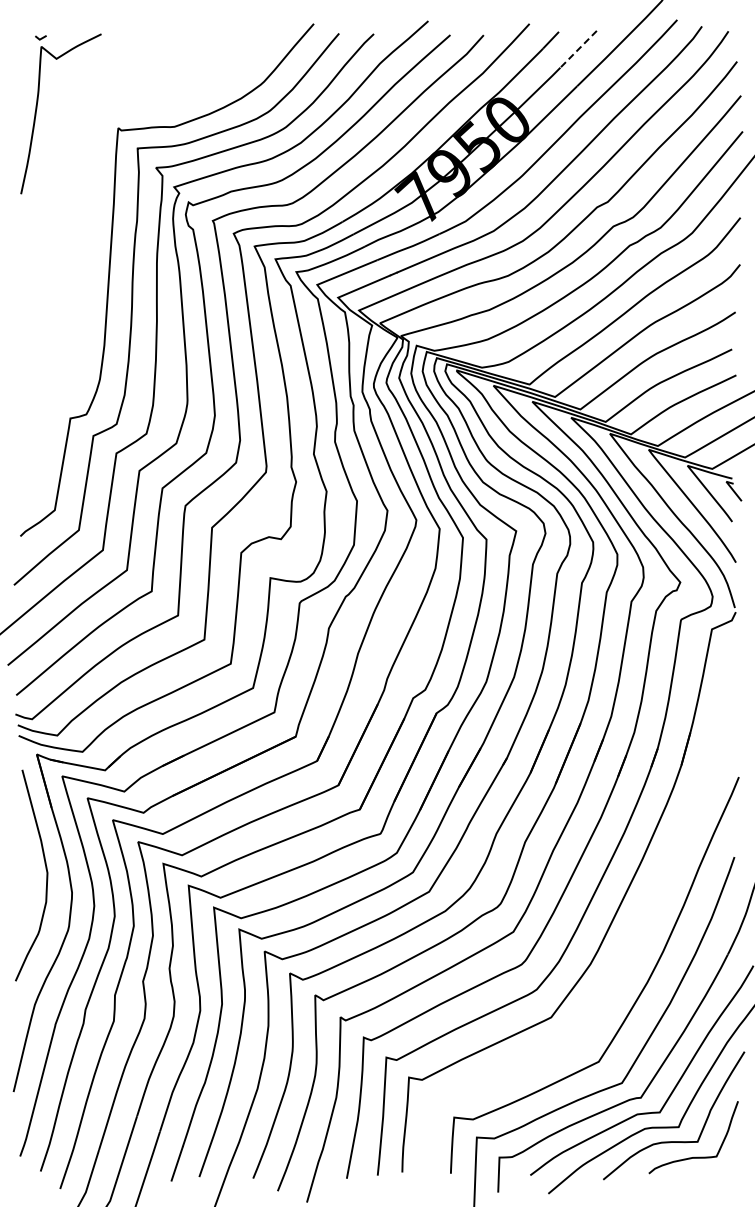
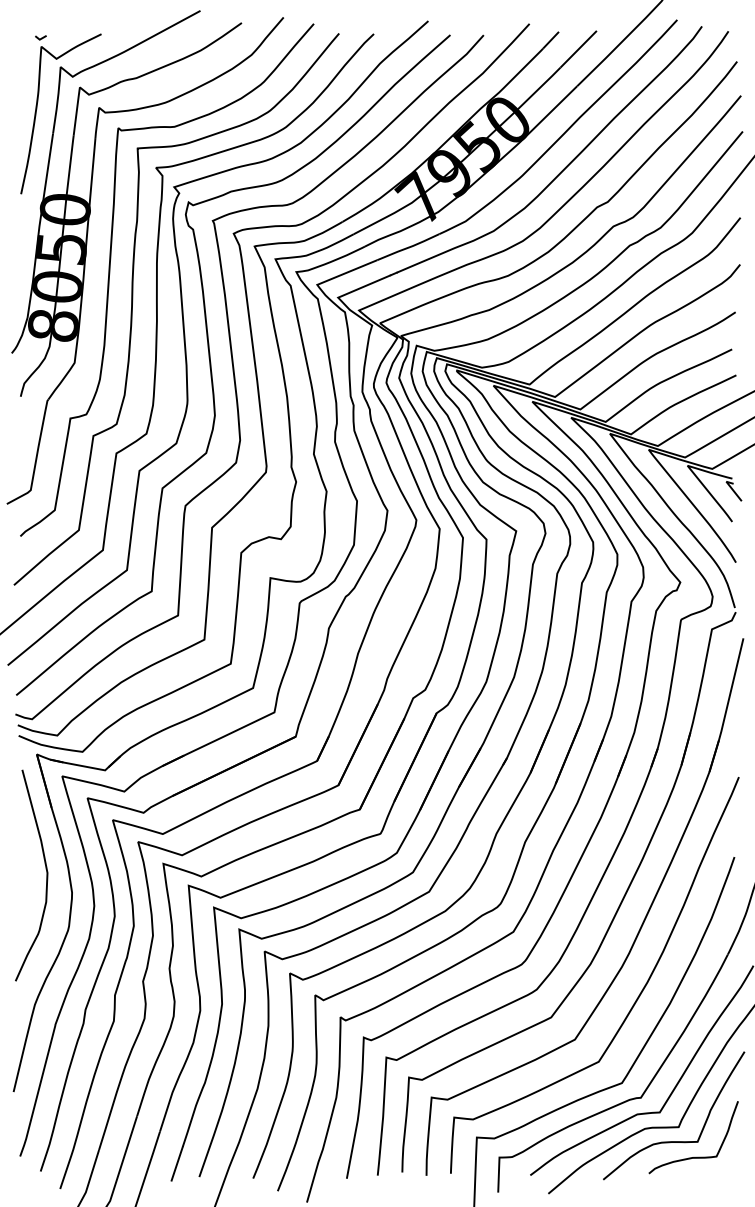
line: dashed -> solid (578, 49)
part: none -> present (86, 257)
part: none -> present (637, 932)
